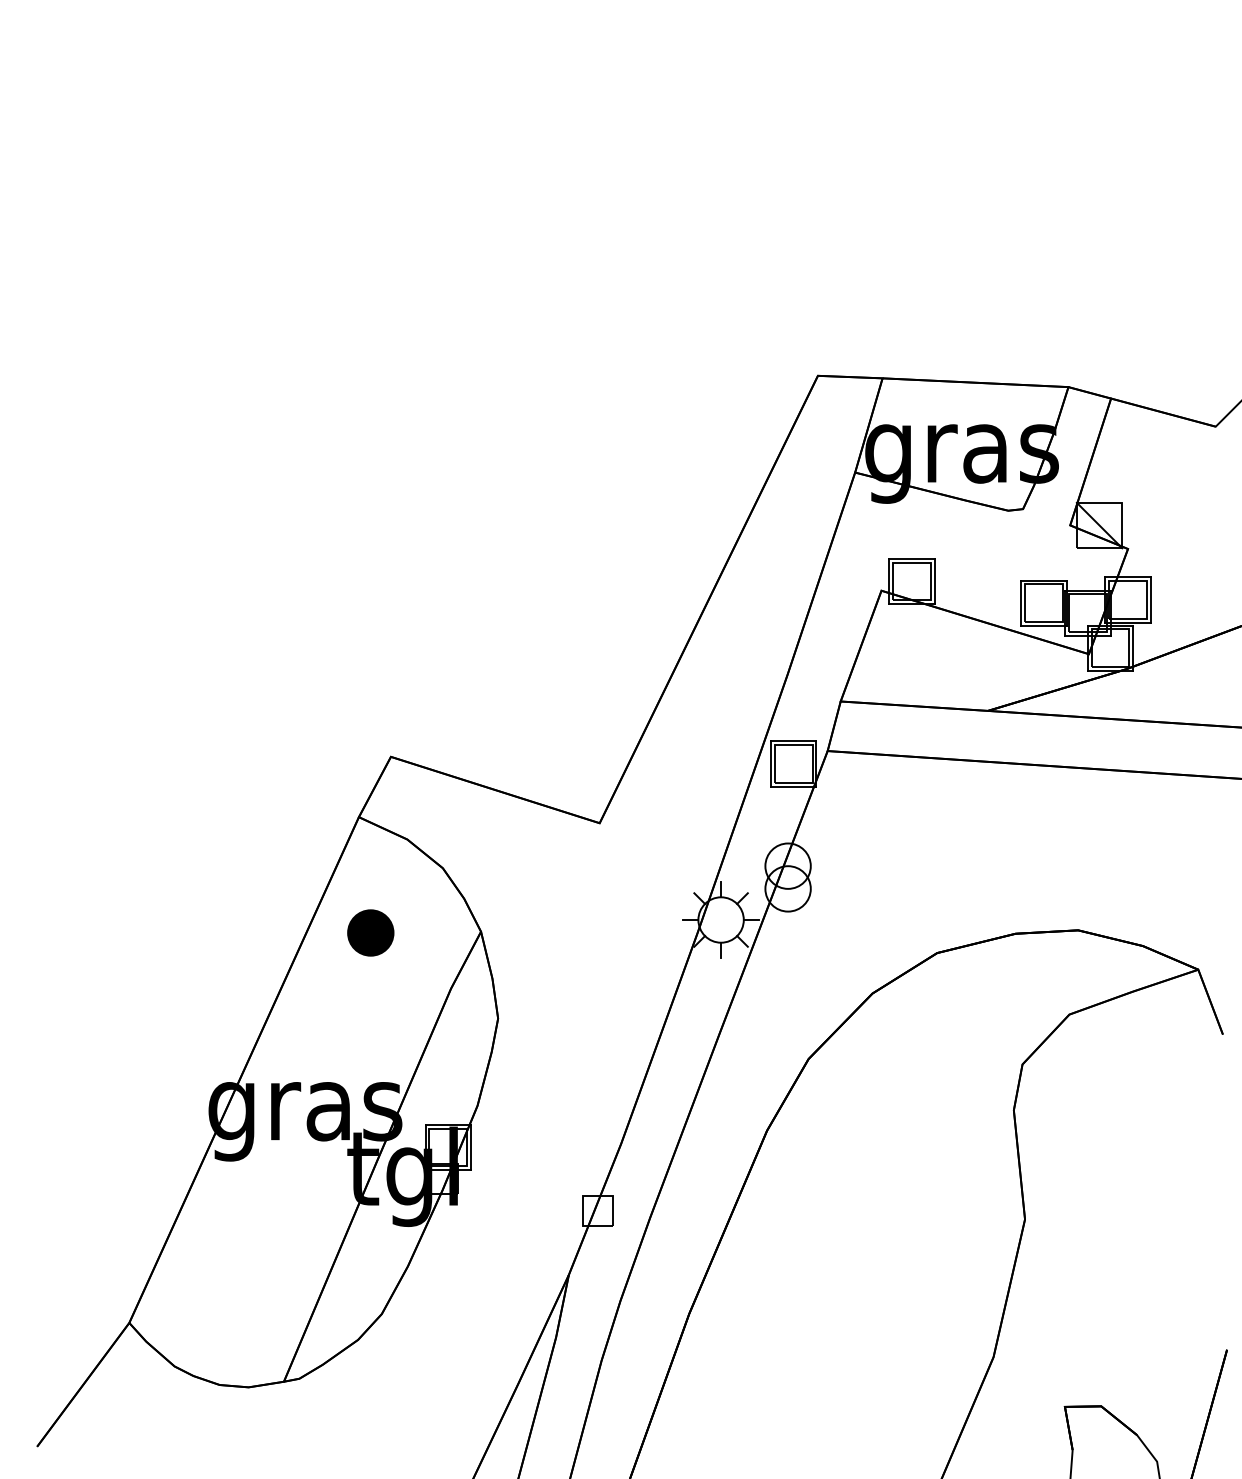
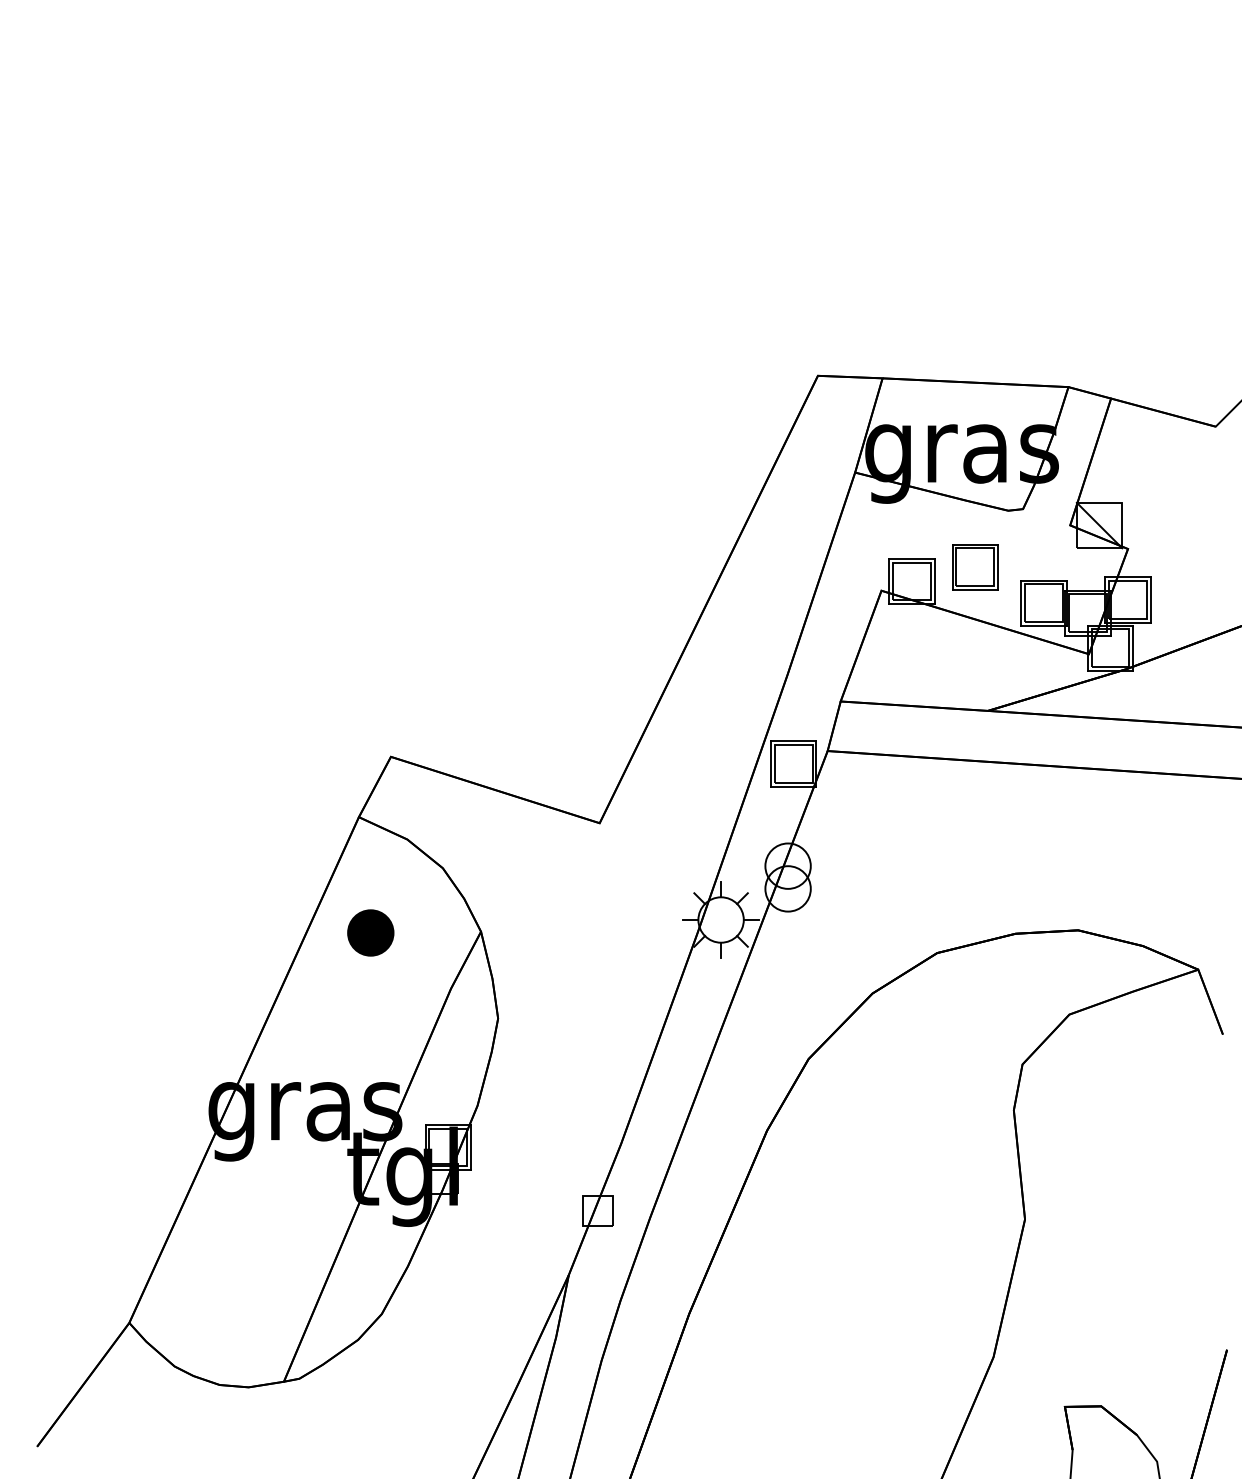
part: none -> present (975, 567)
